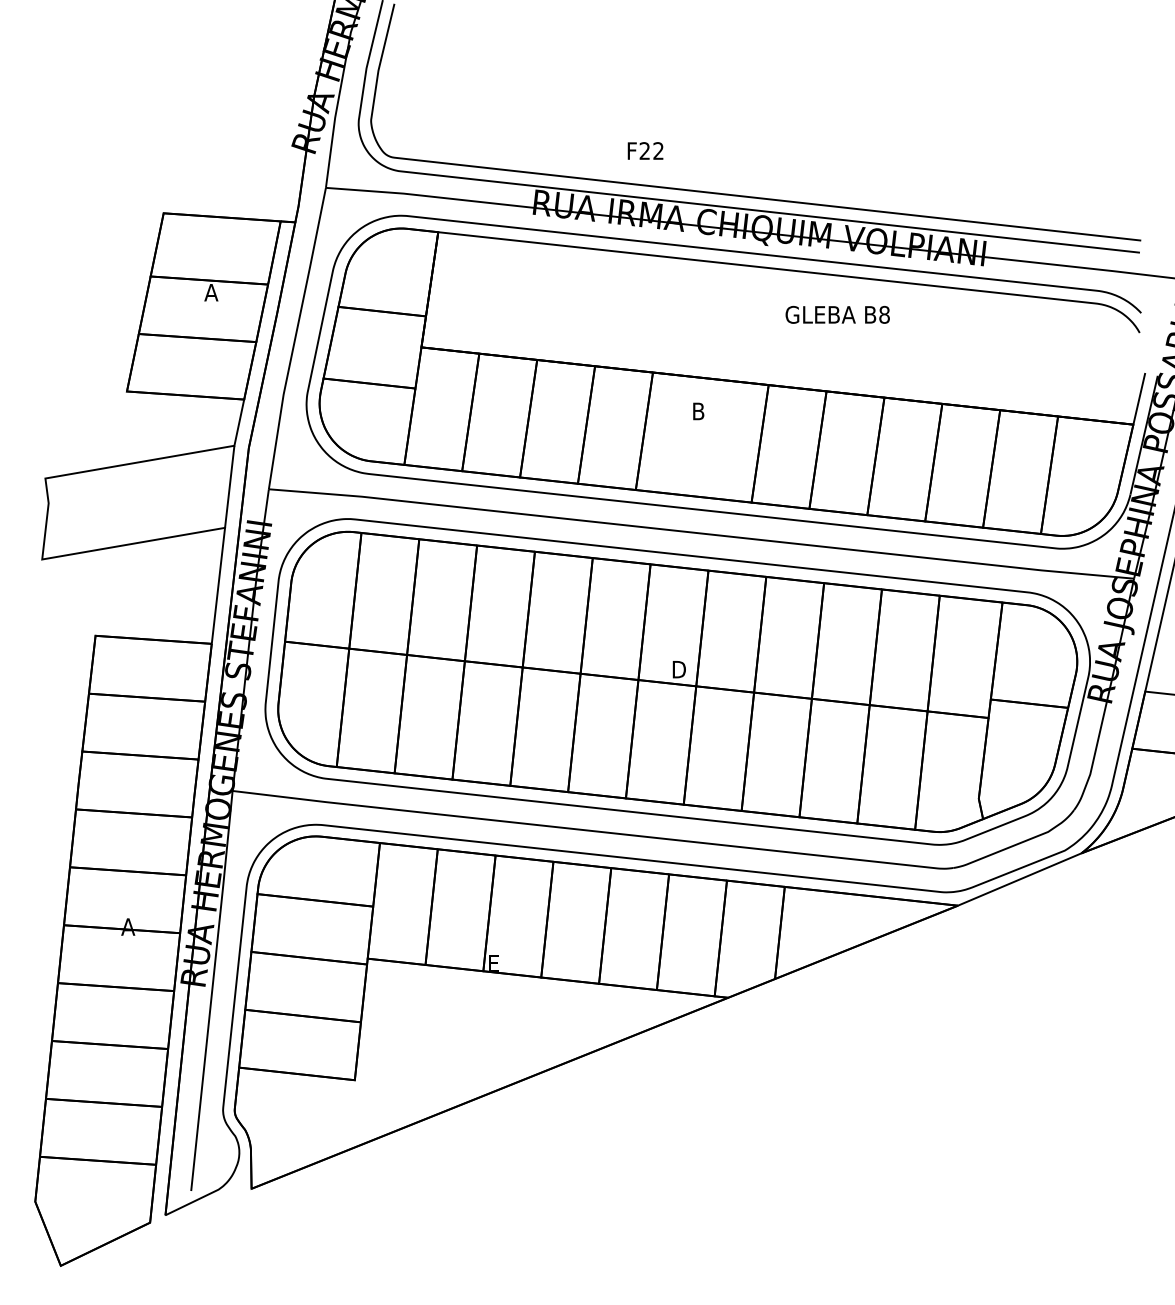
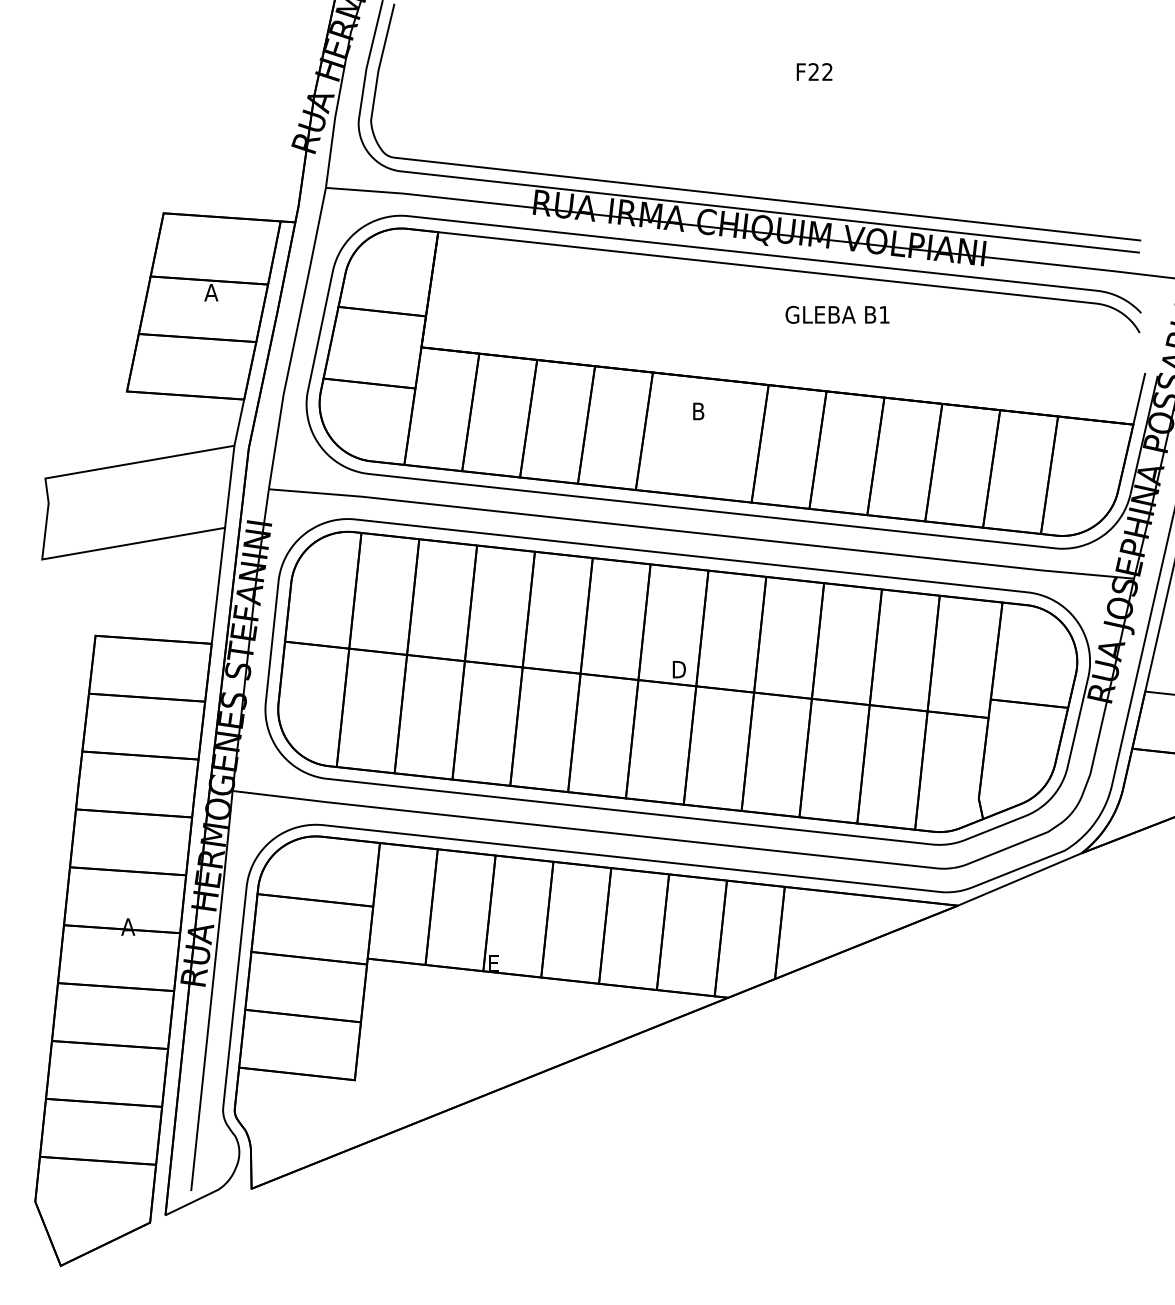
text position: (645, 150) -> (814, 71) (814, 71)
text: B8 -> B1 (884, 314)
